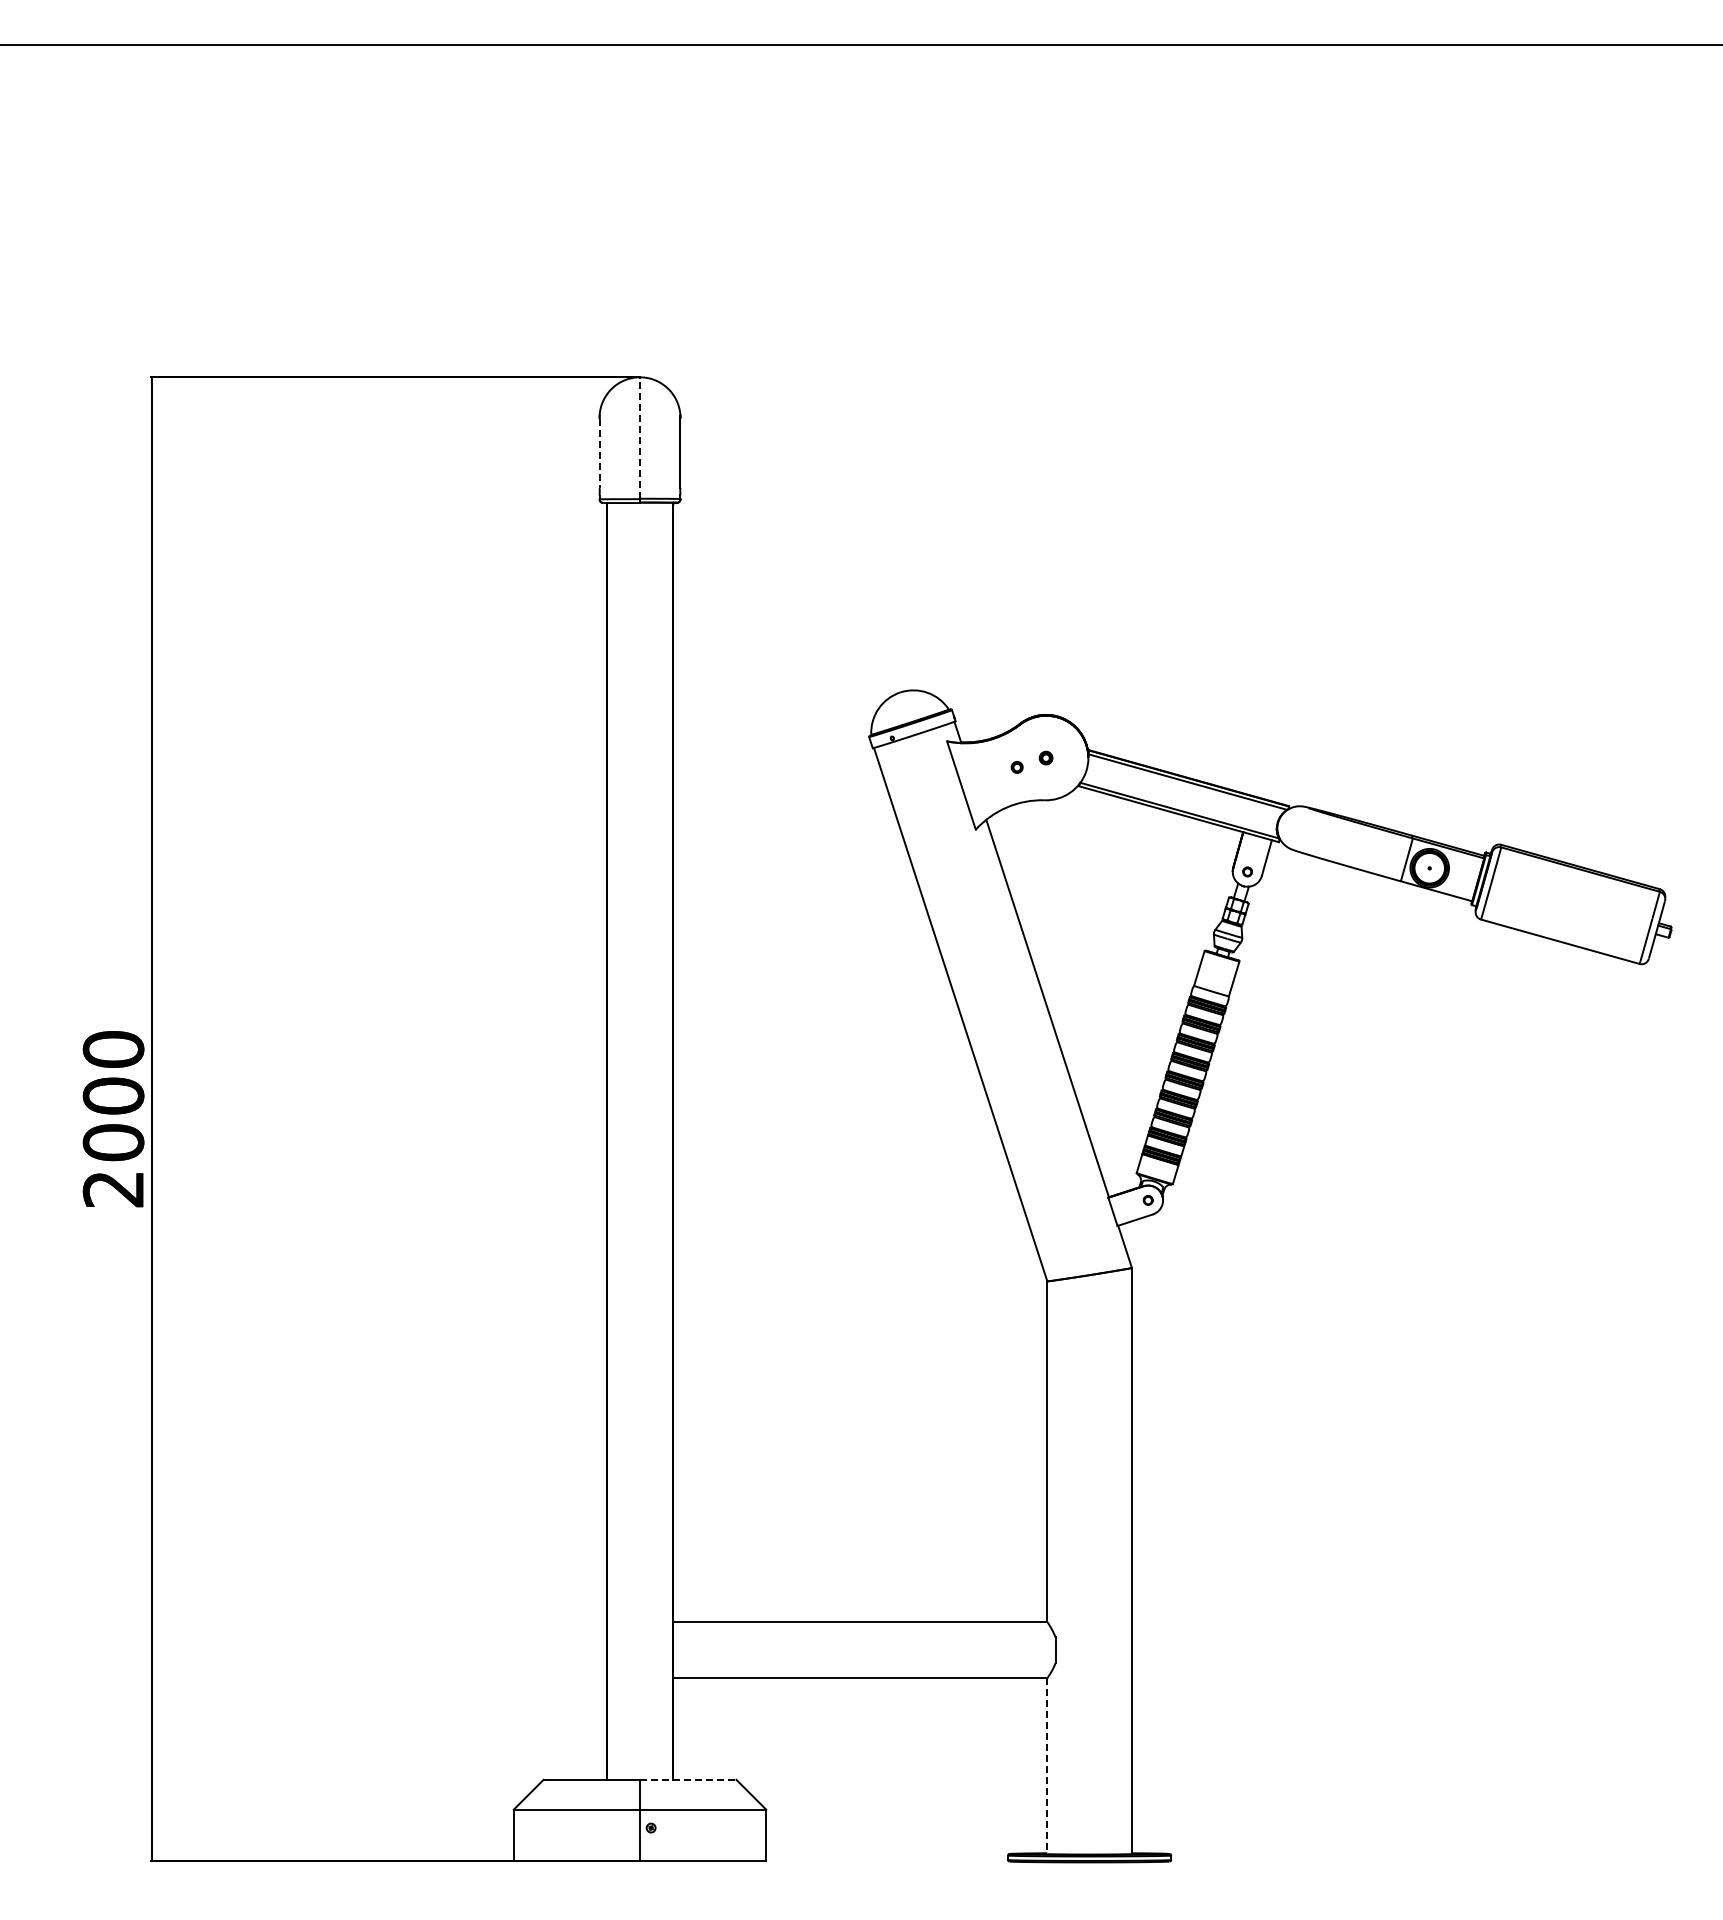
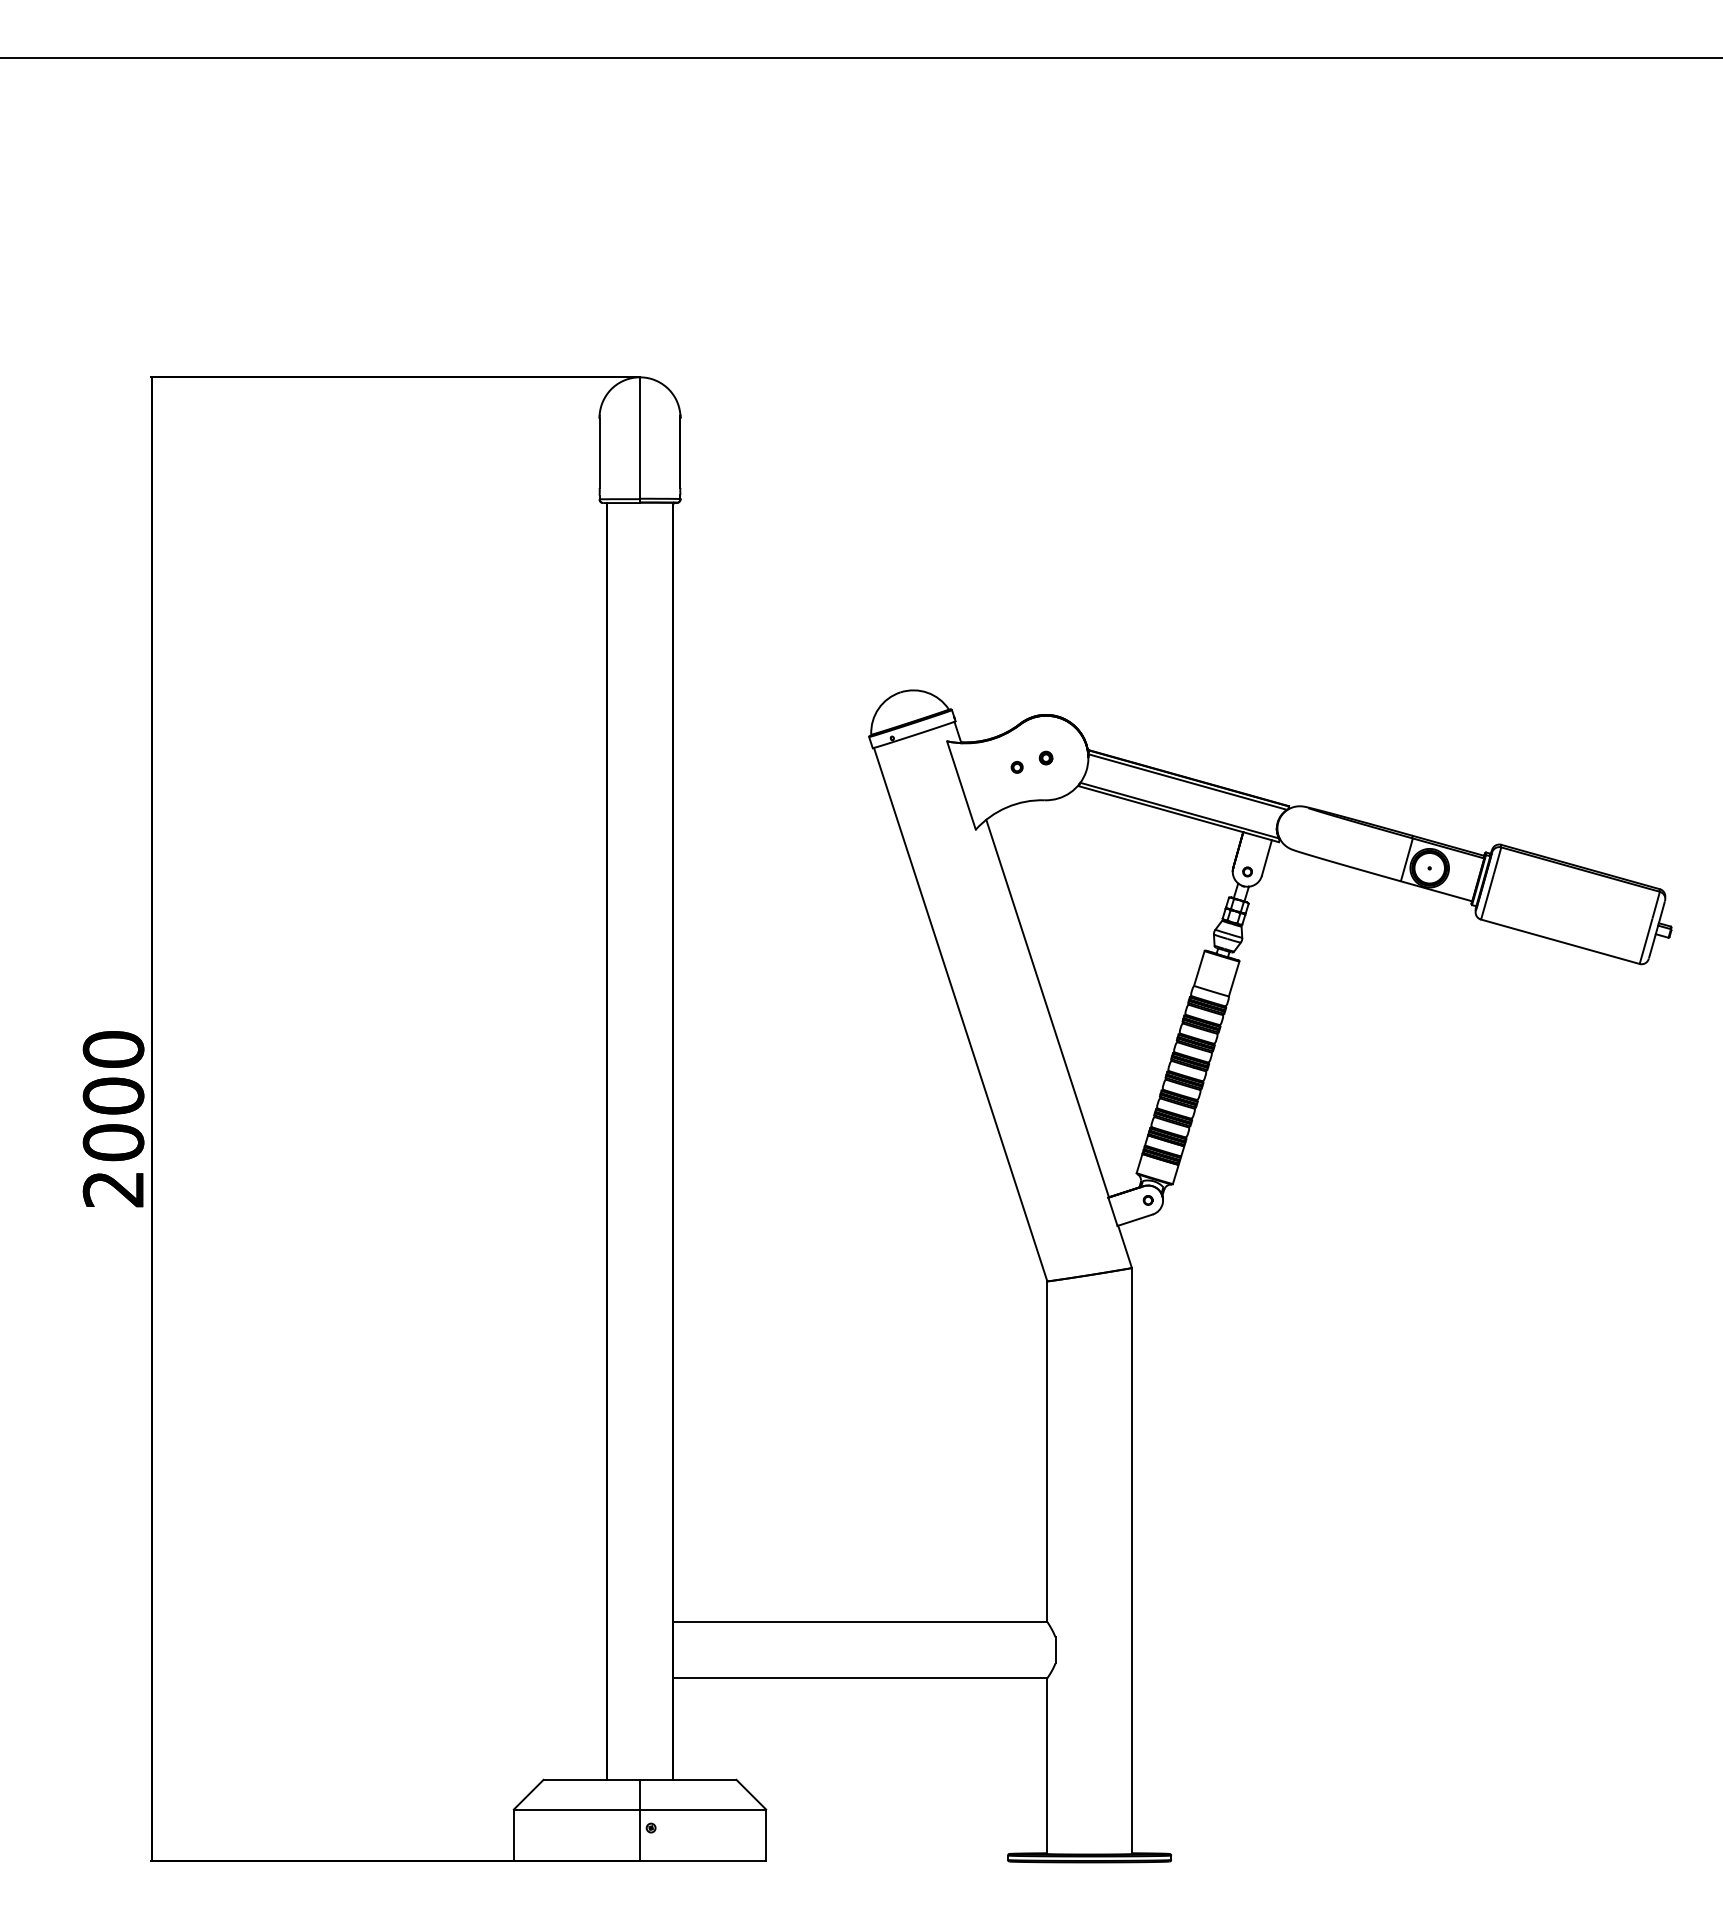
line position: (860, 44) -> (860, 57) (860, 57)
line: dashed -> solid (640, 438)
line: dashed -> solid (599, 453)
line: dashed -> solid (1047, 1766)
line: dashed -> solid (688, 1779)
